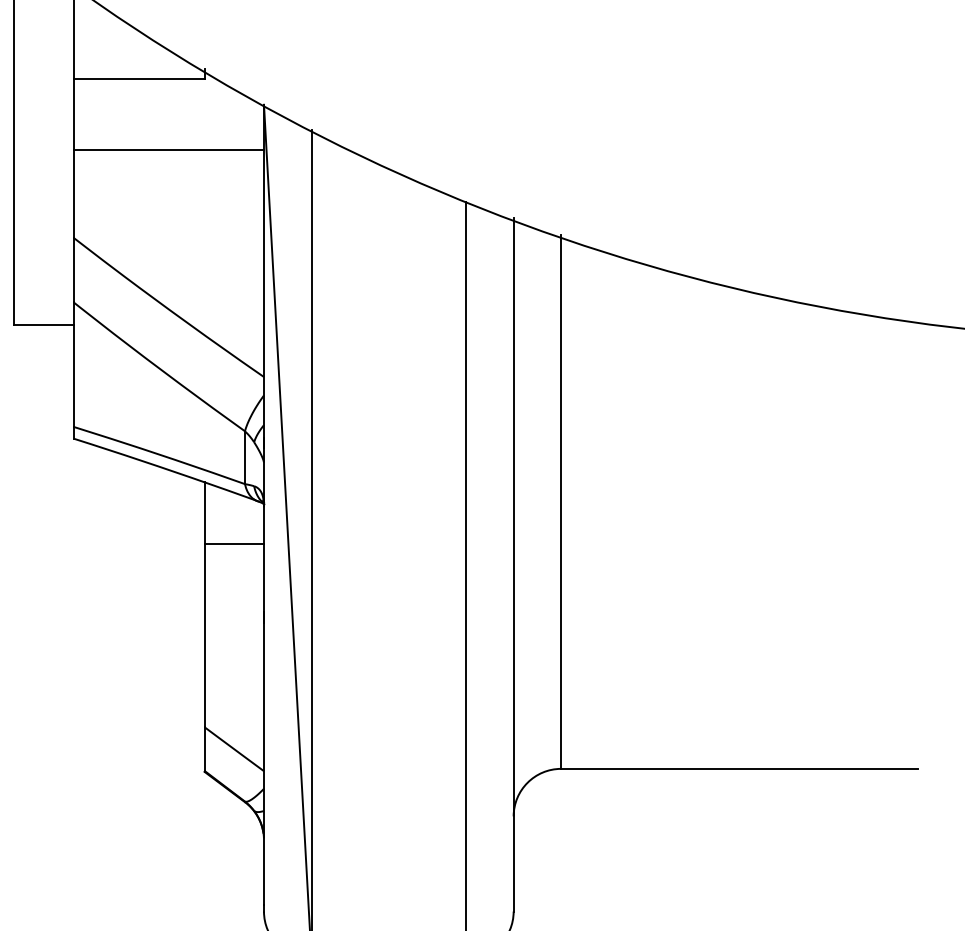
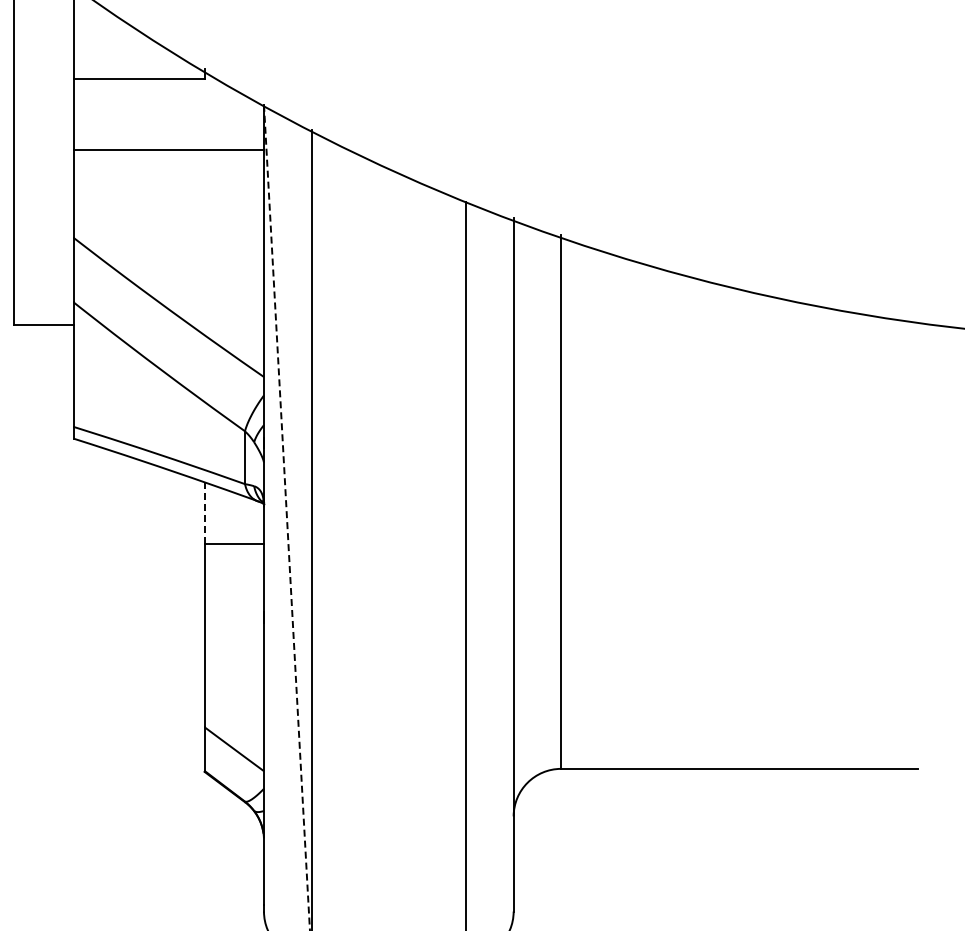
line: solid -> dashed (204, 513)
line: solid -> dashed (287, 517)
